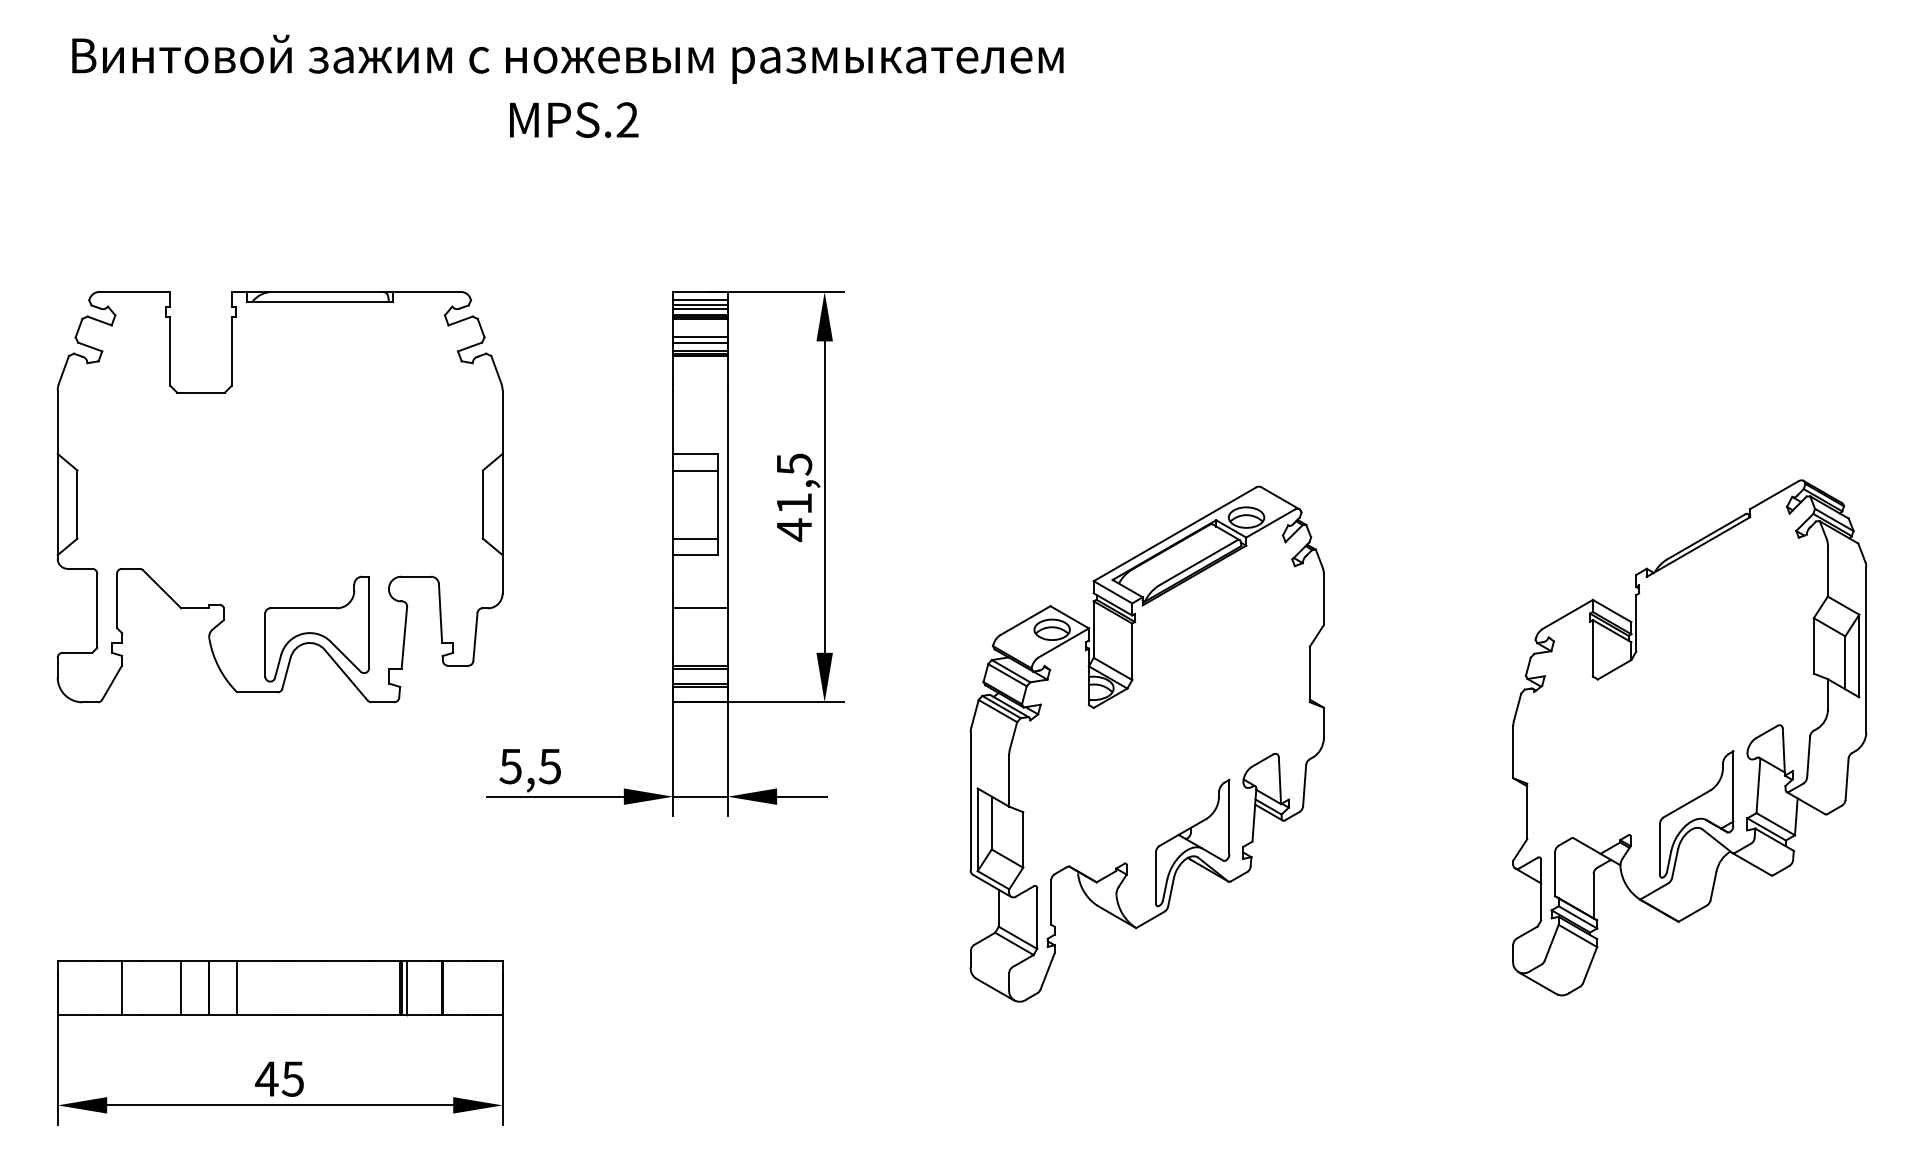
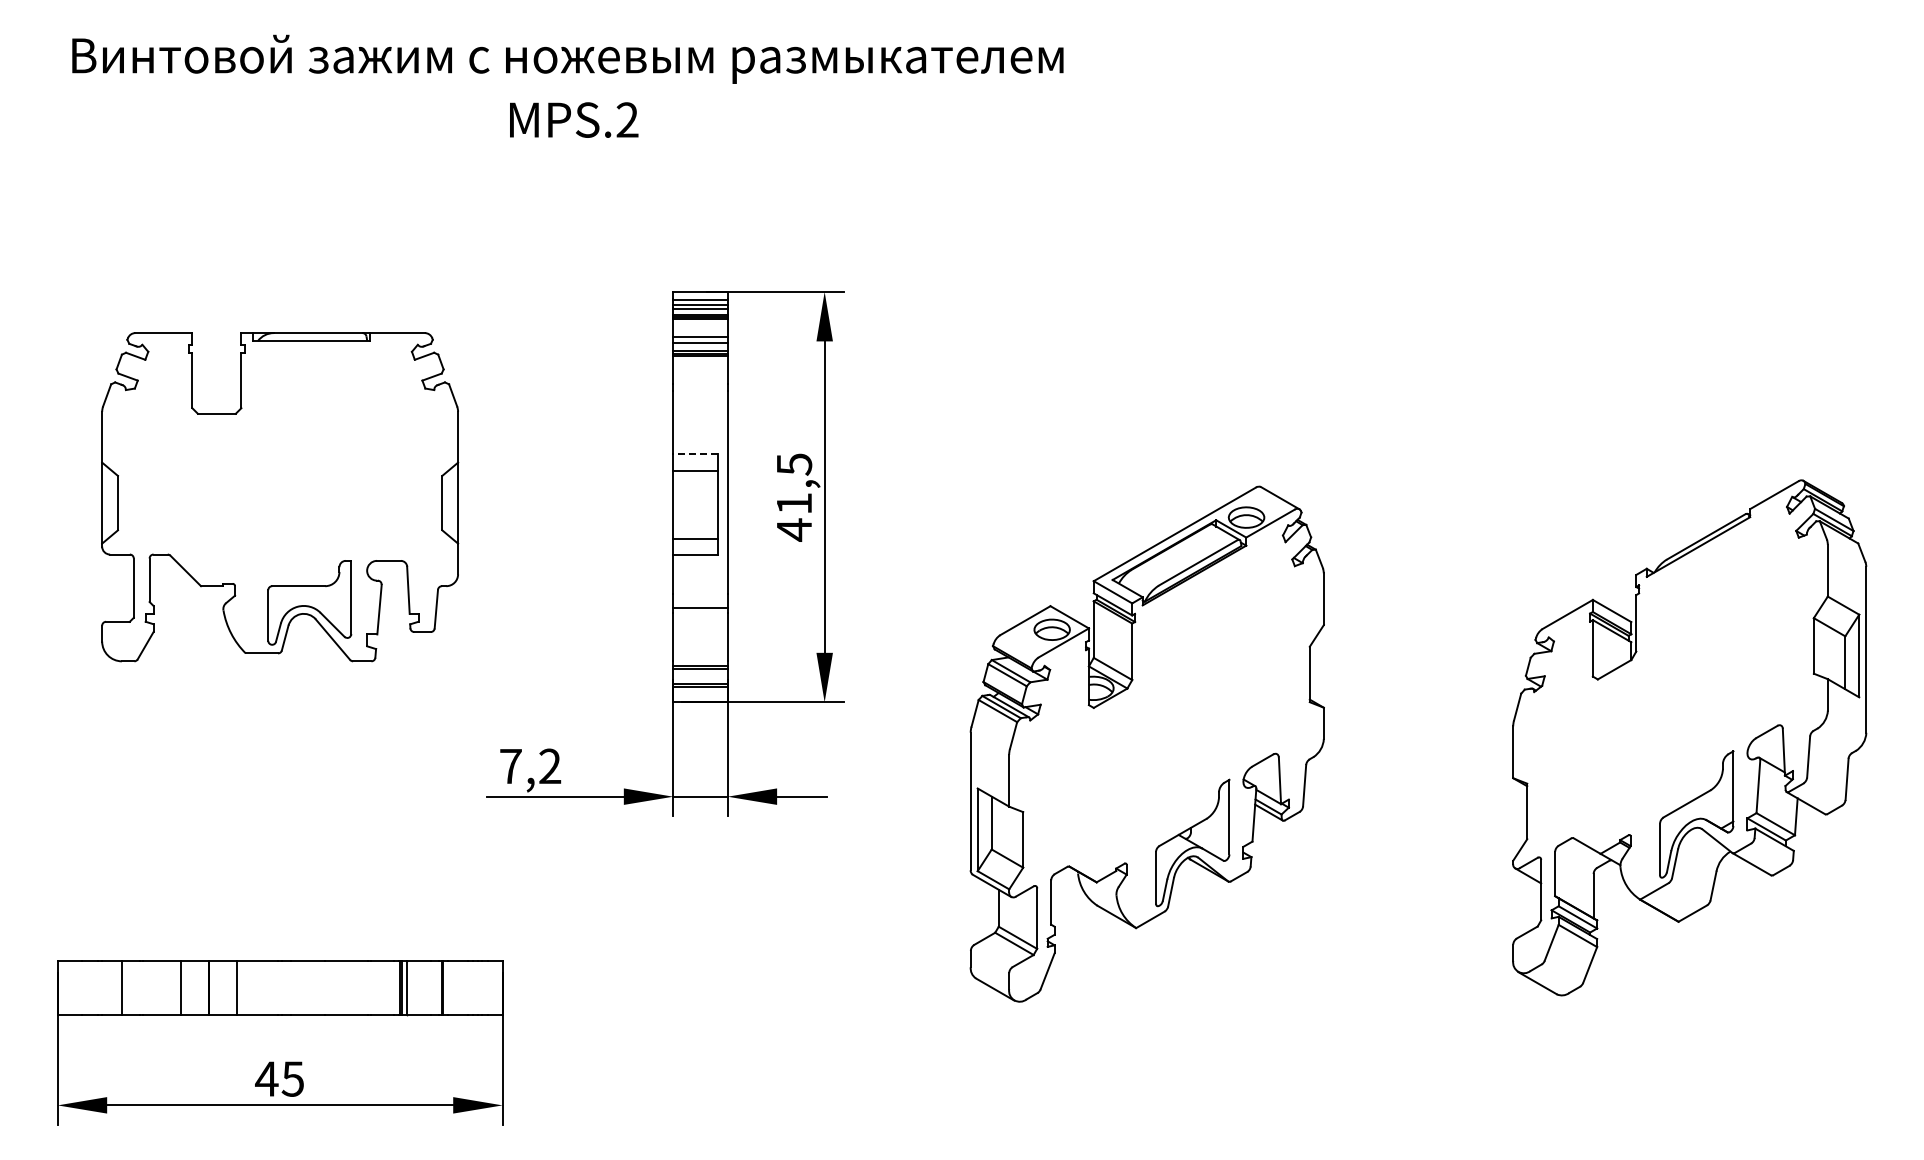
line: solid -> dashed (695, 453)
part size: 448x413 px -> 359x331 px (280, 497)
text: 5,5 -> 7,2 (530, 766)
